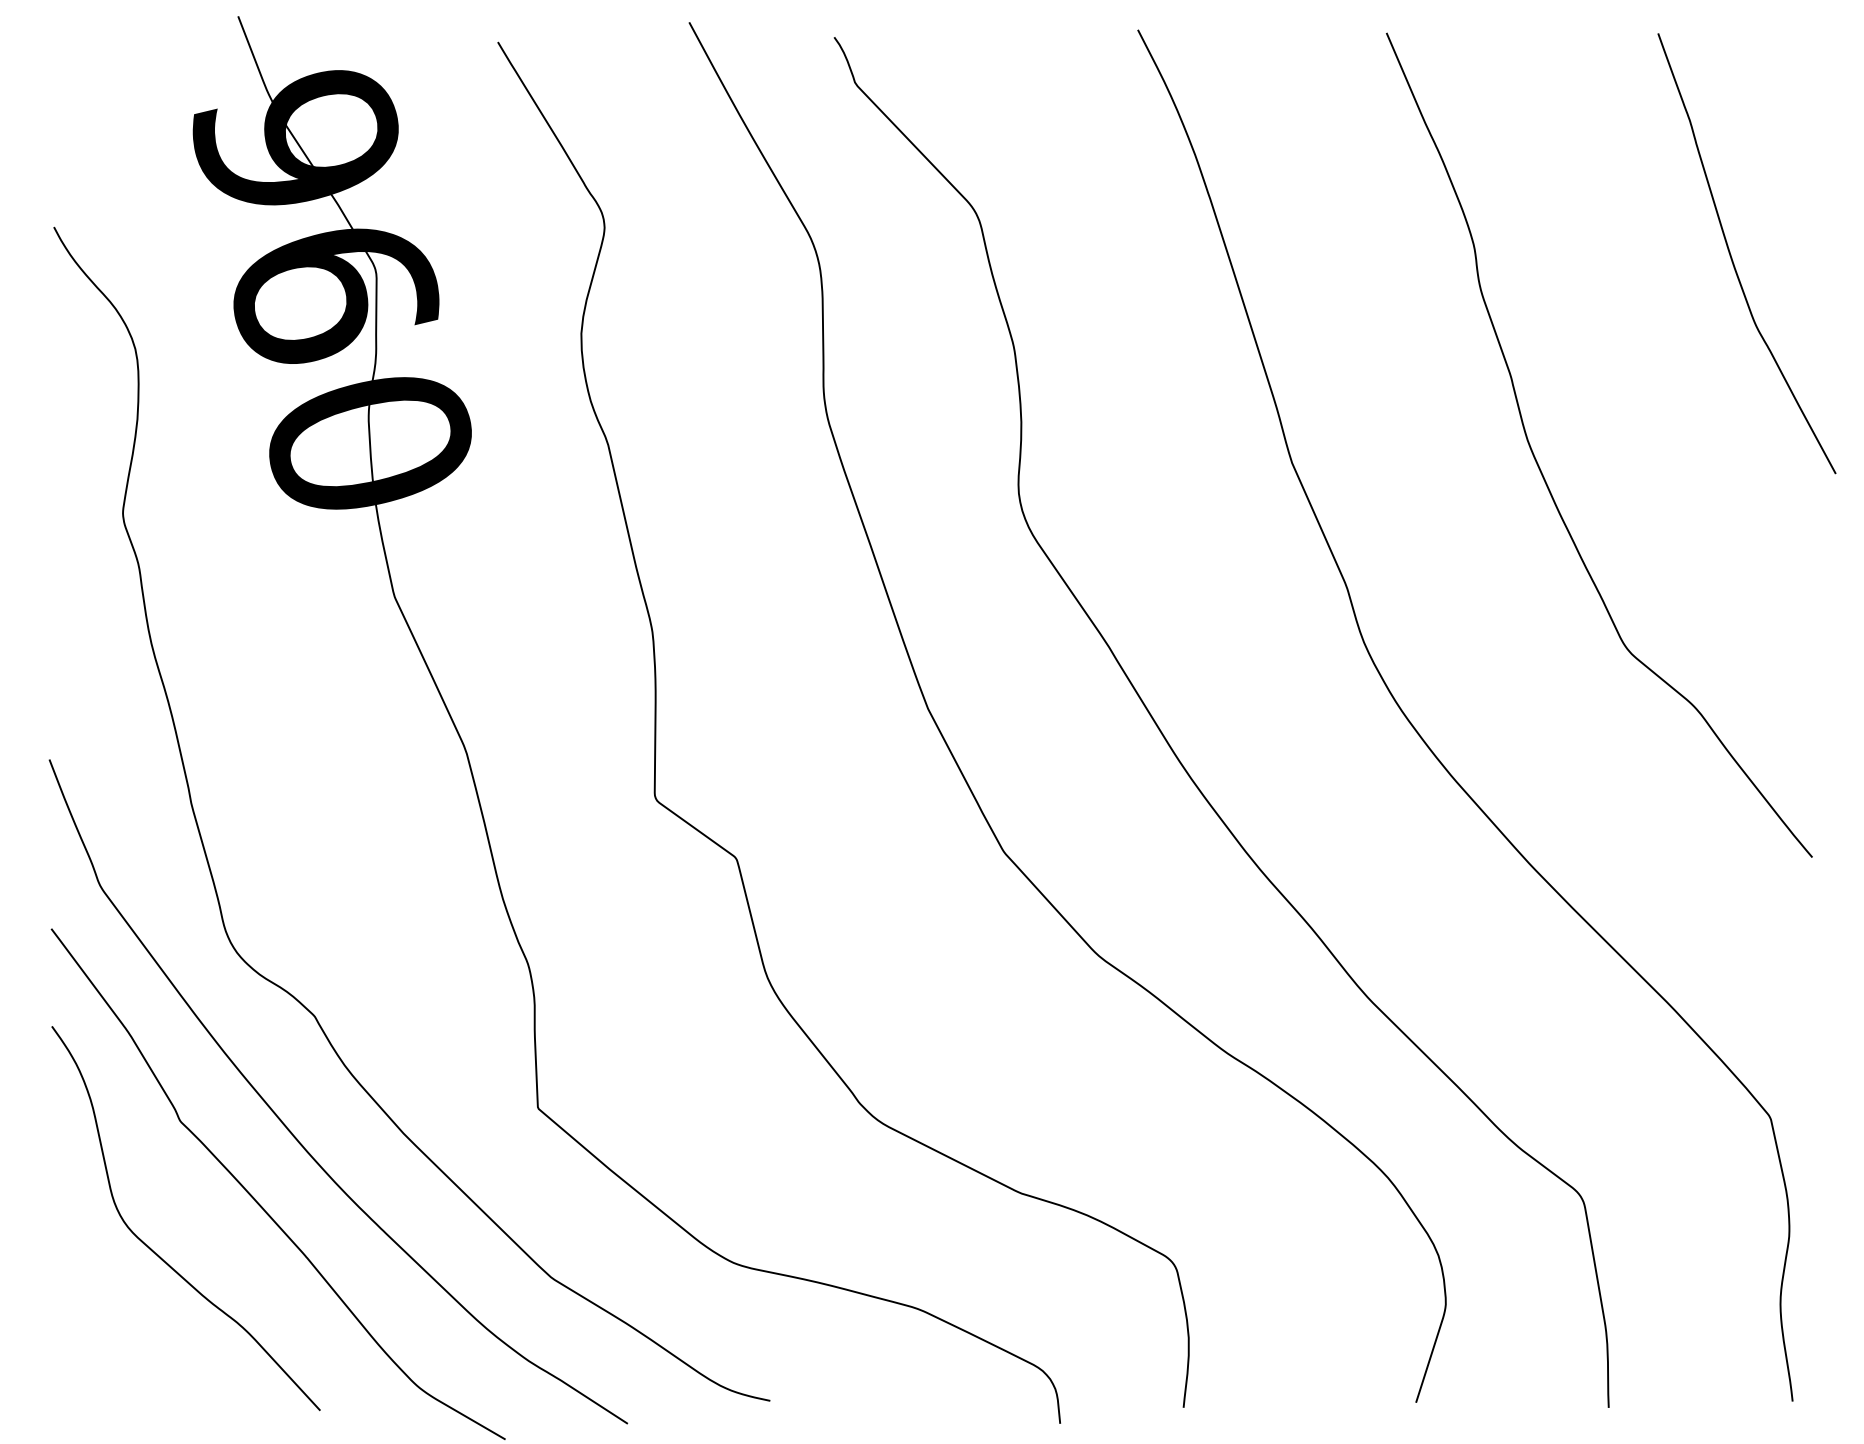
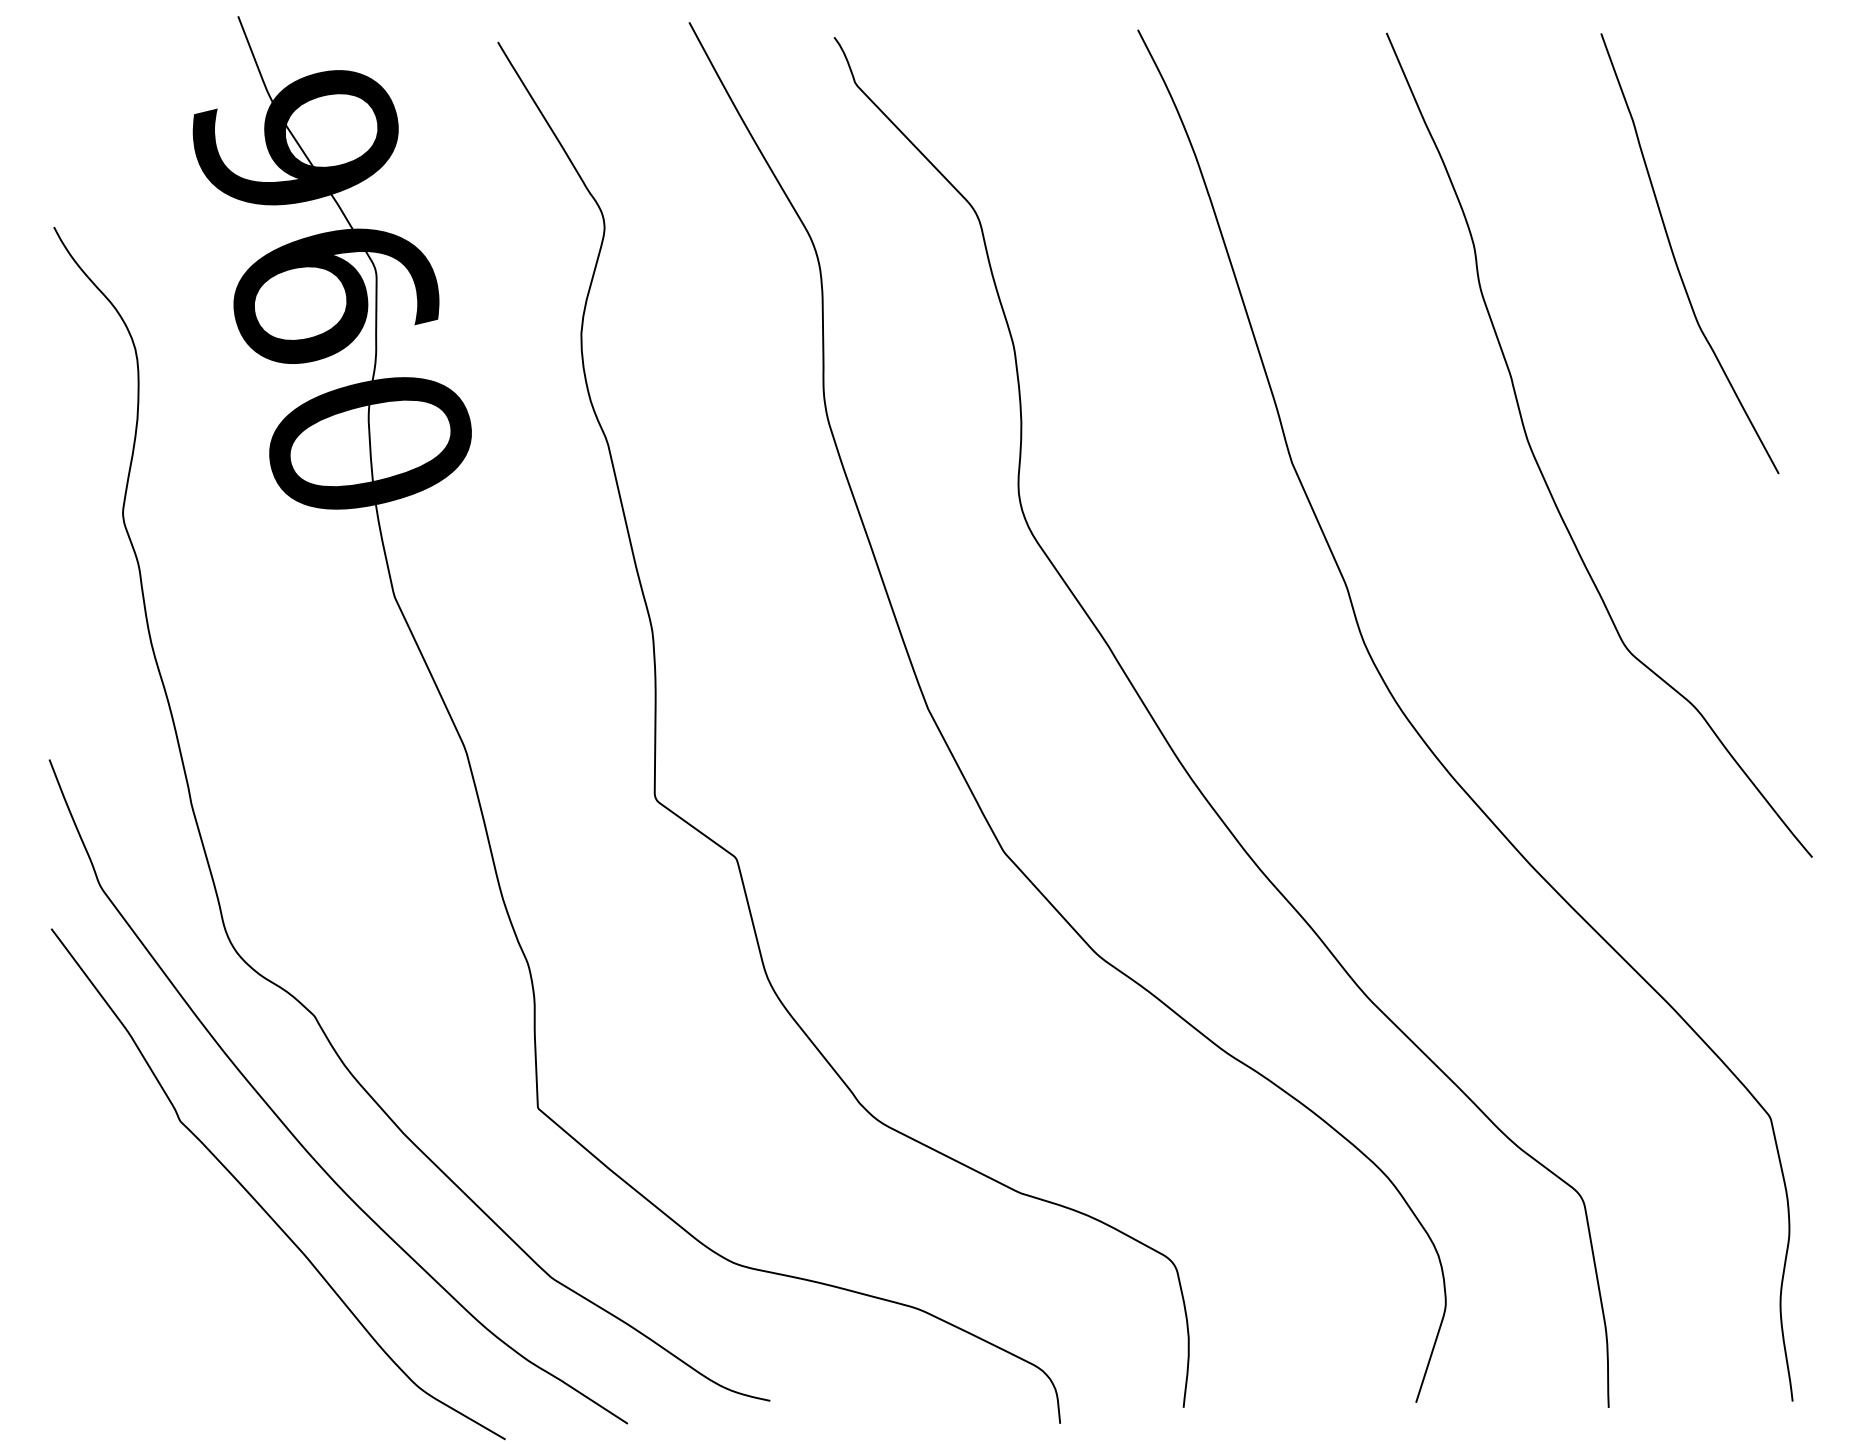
curve position: (1732, 257) -> (1675, 257) (1675, 257)
curve: present -> none (158, 1254)
